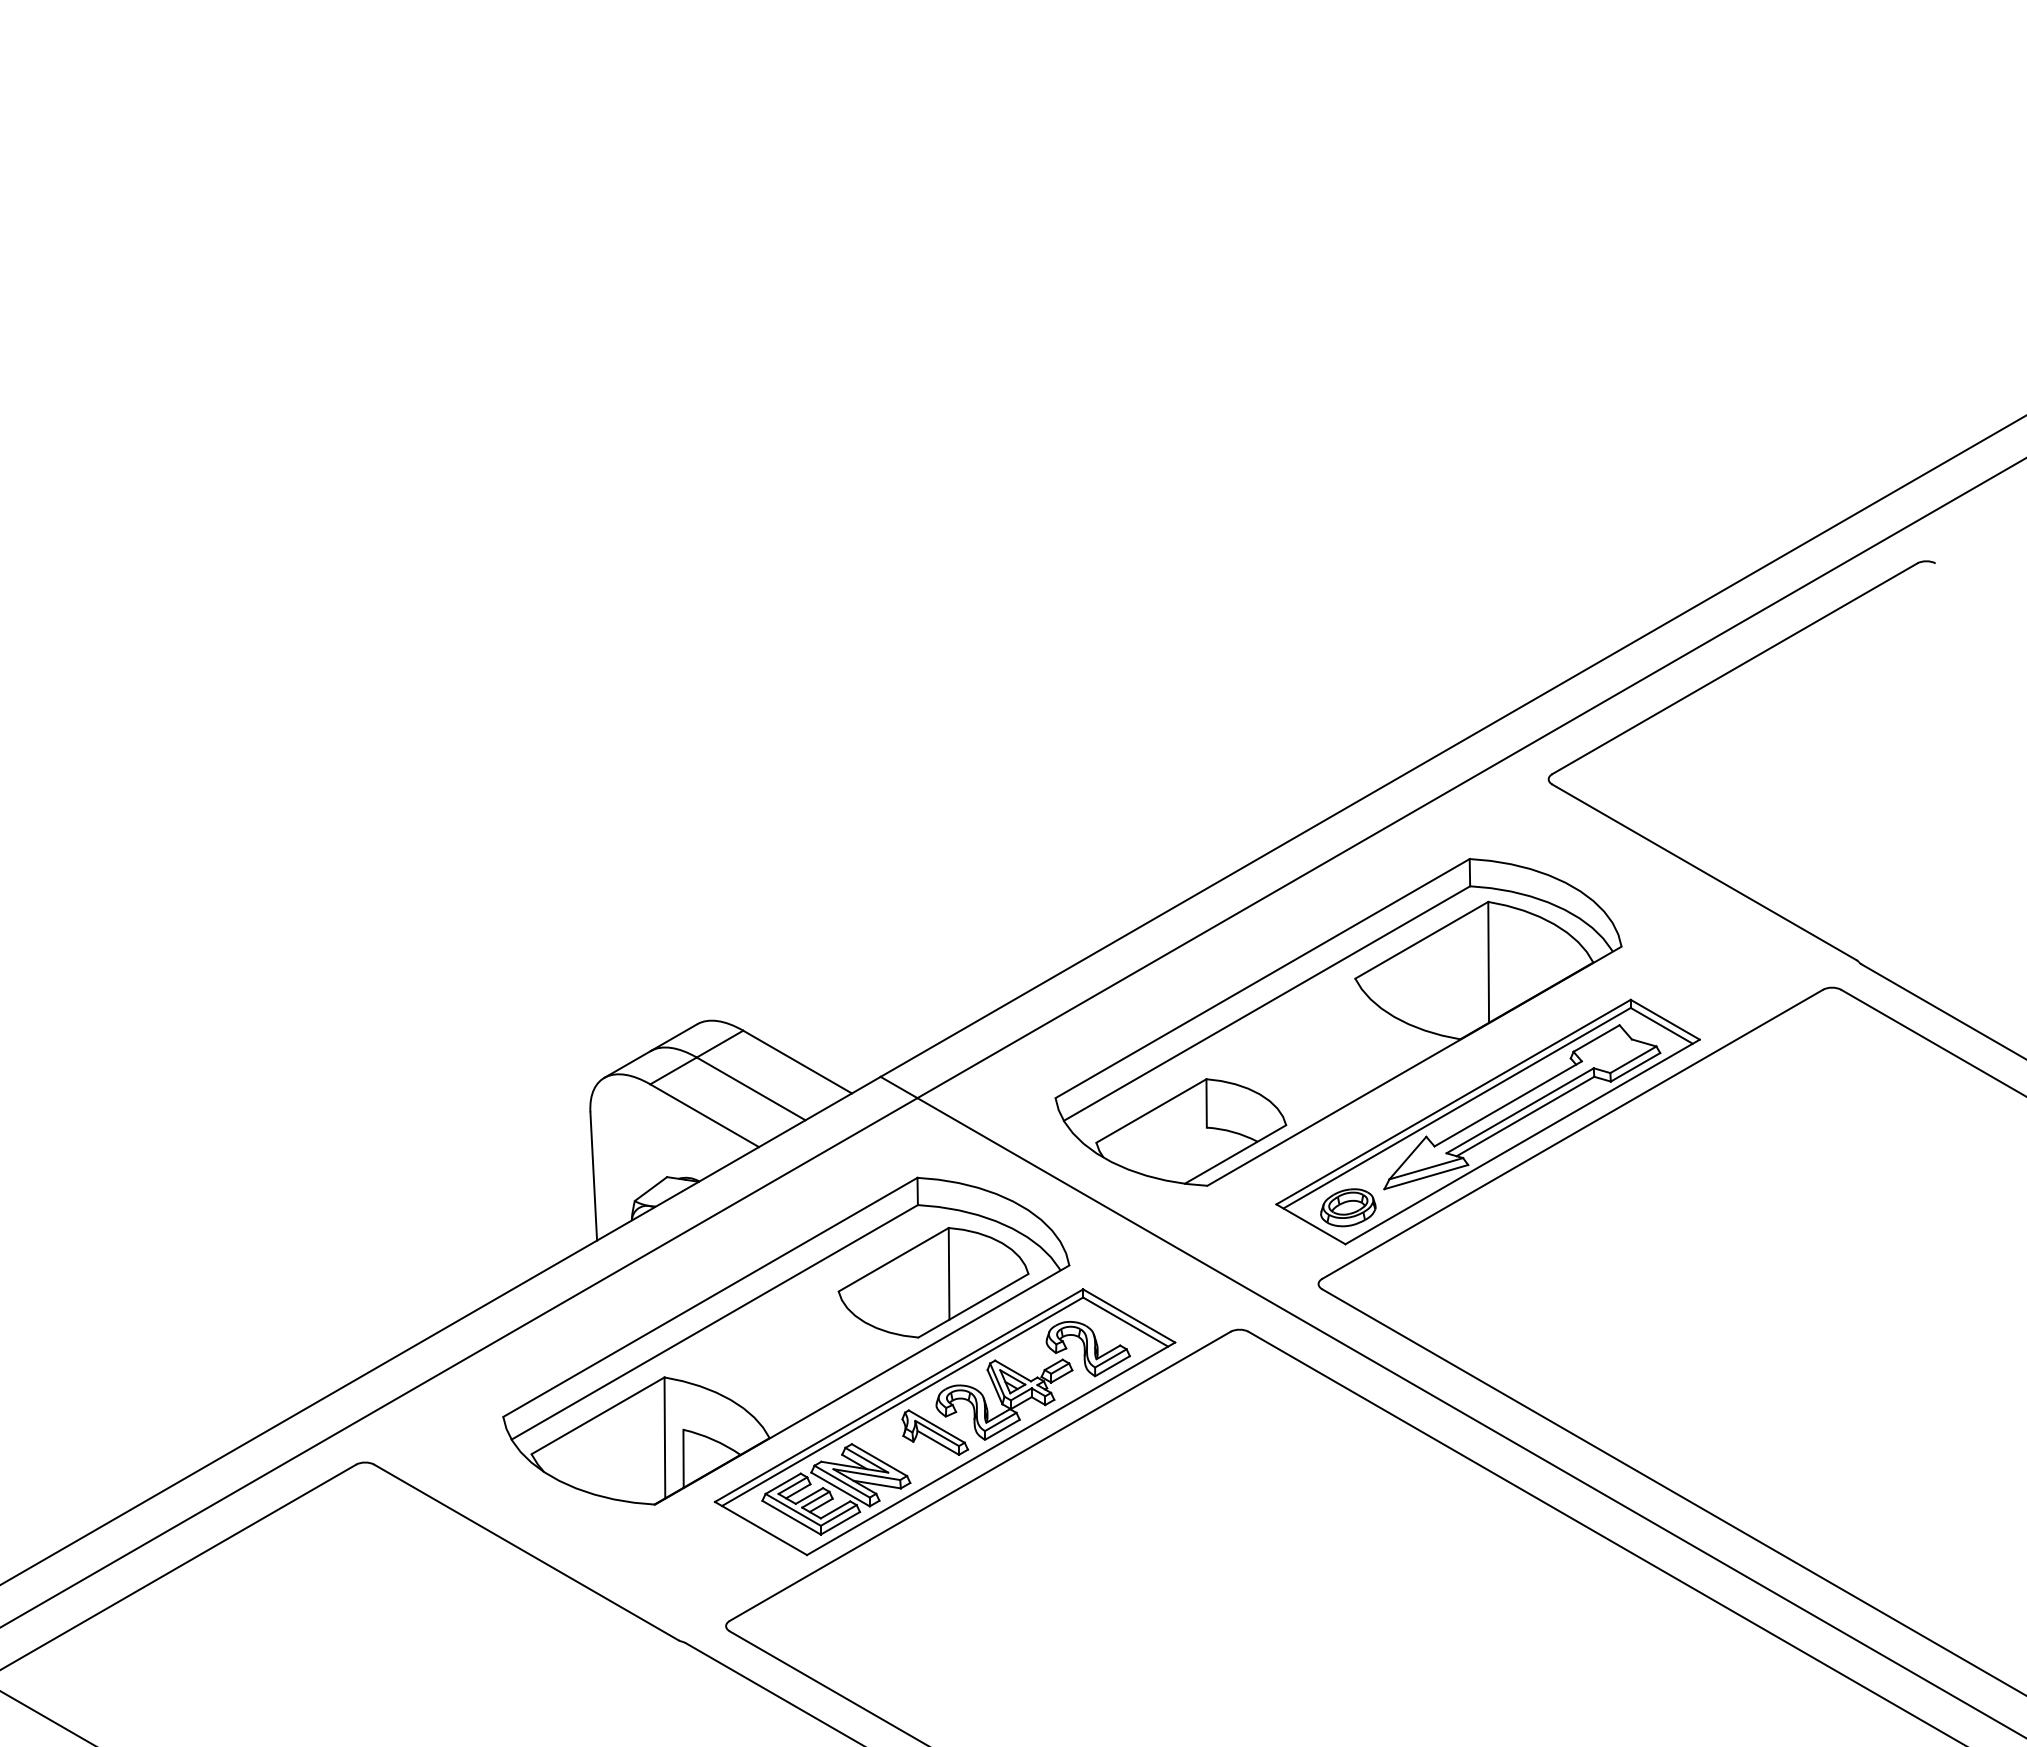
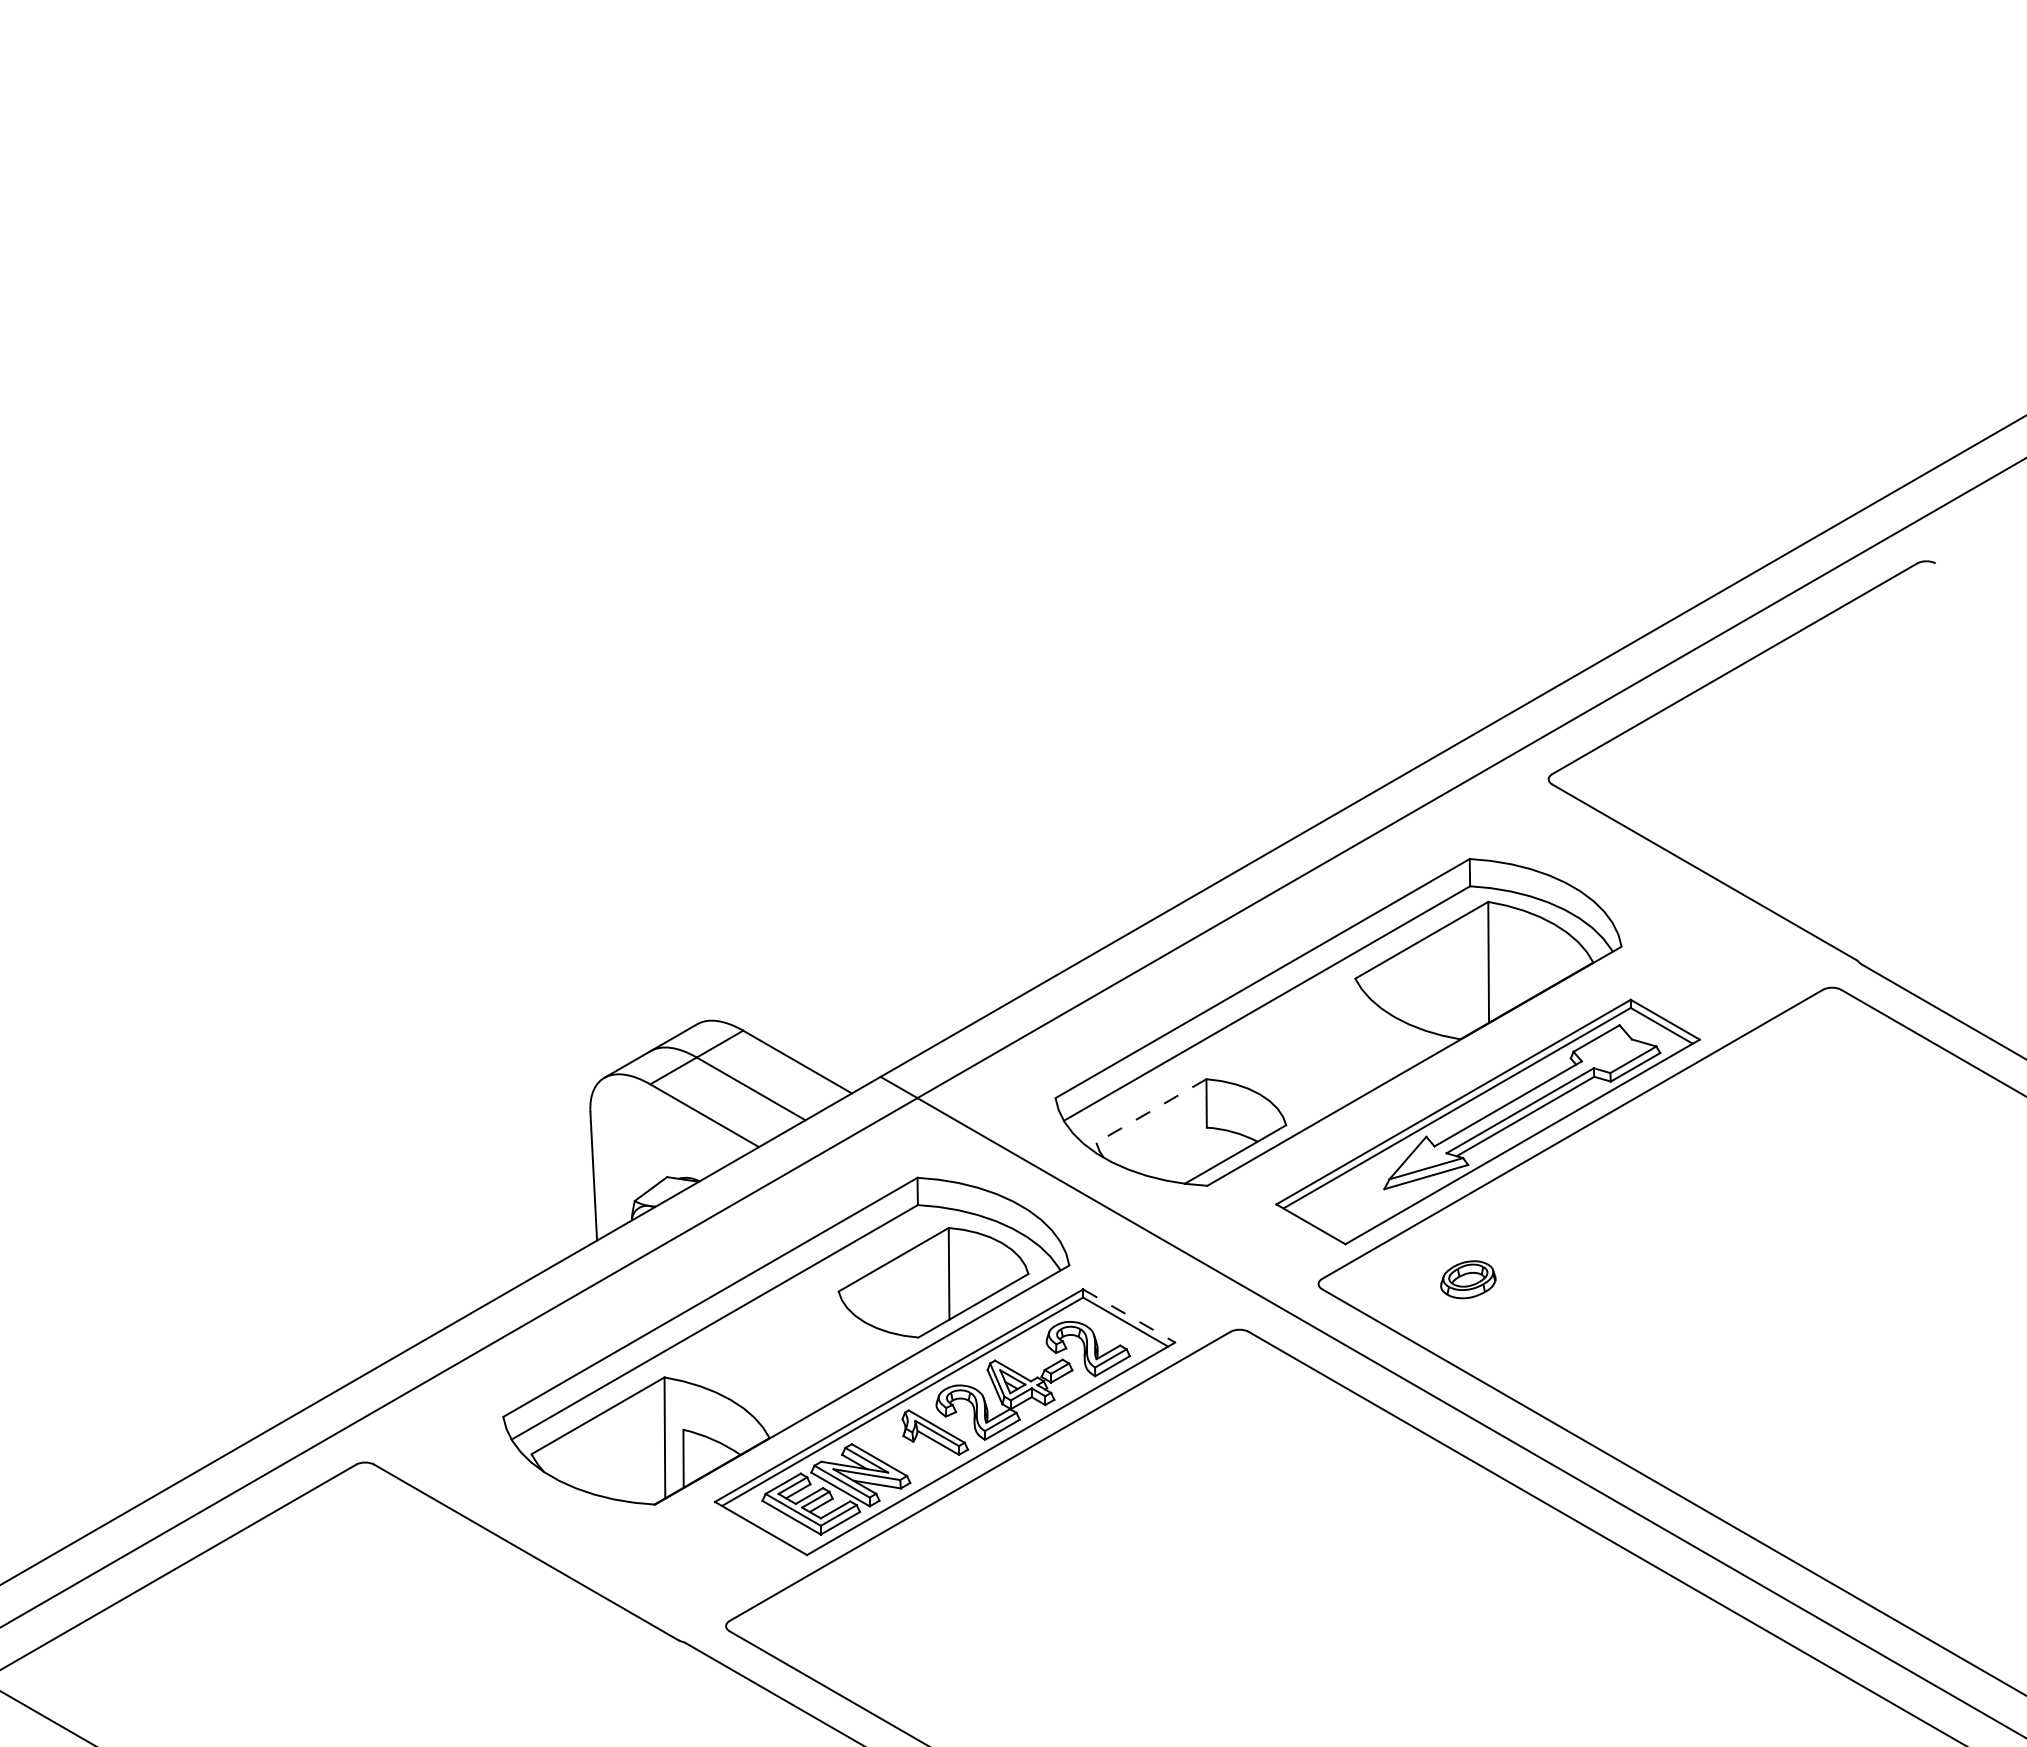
line: solid -> dashed (1151, 1110)
part position: (1348, 1207) -> (1468, 1279) (1468, 1279)
line: solid -> dashed (1129, 1316)
